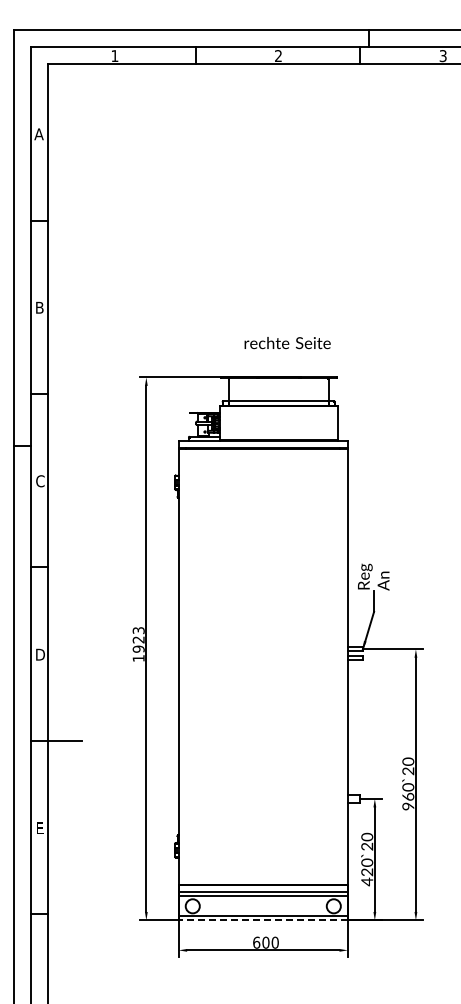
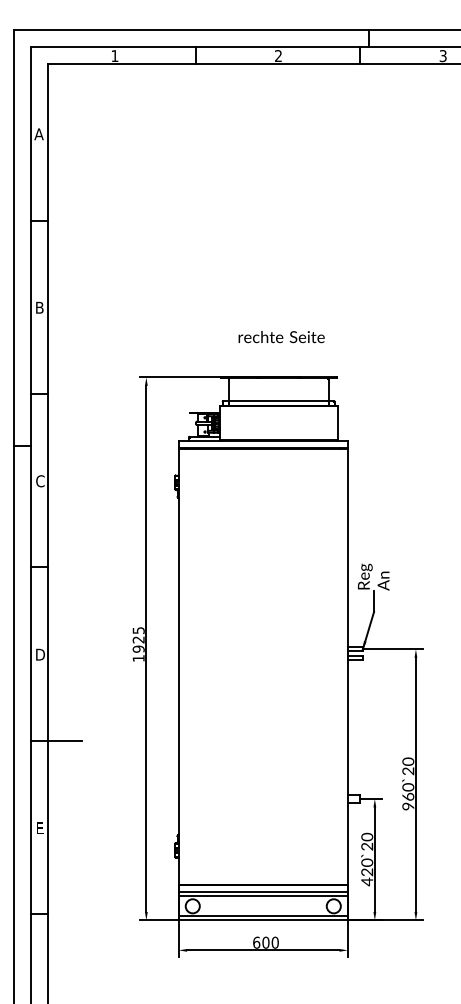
text position: (287, 343) -> (281, 337) (281, 337)
text: 1923 -> 1925 (137, 630)
line: dashed -> solid (263, 920)
